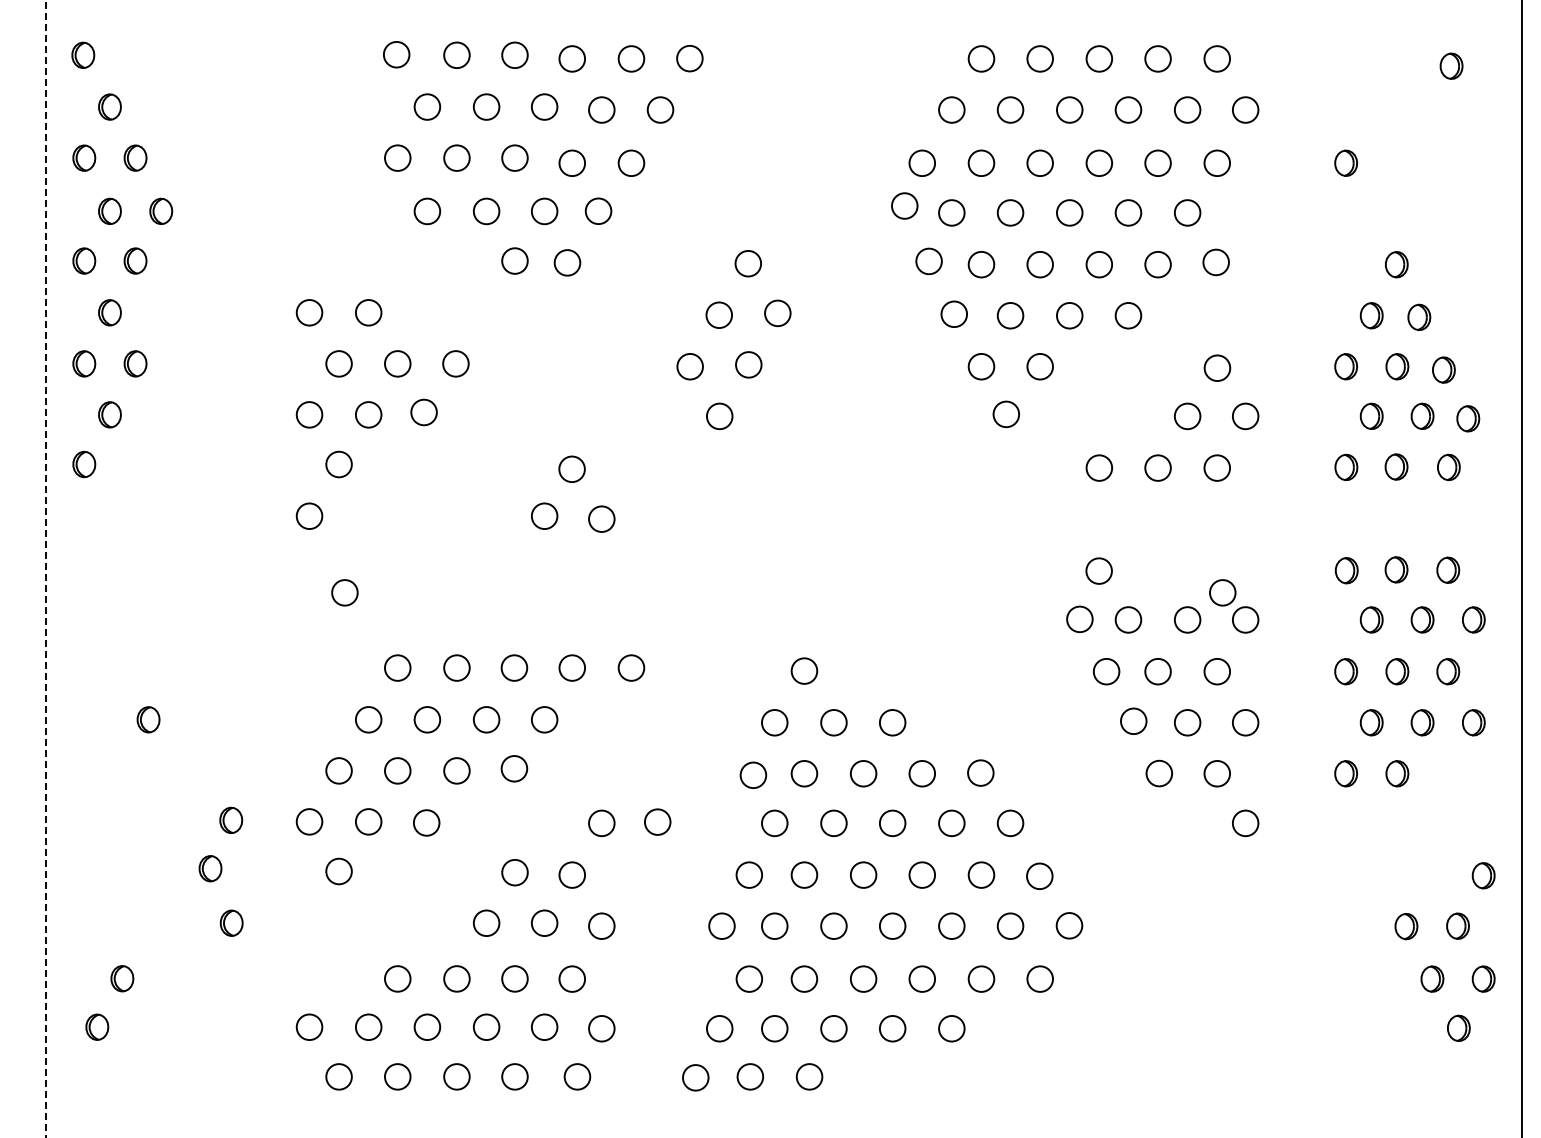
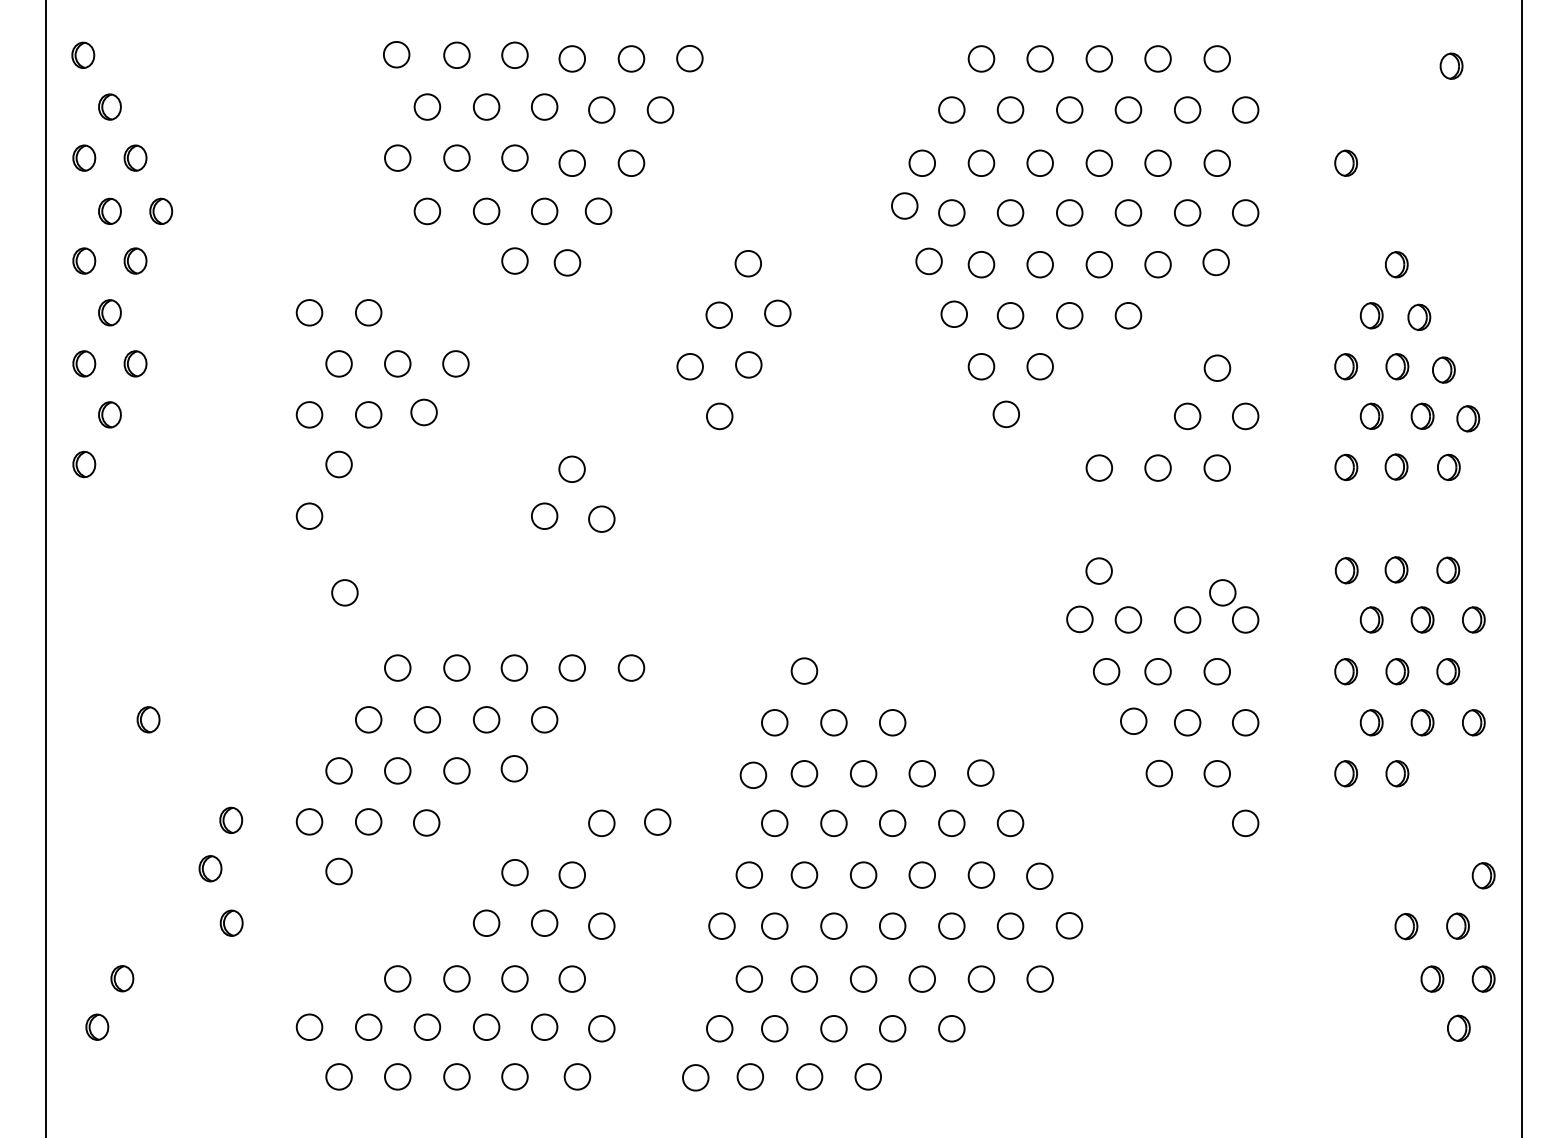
circle: none -> present (1245, 212)
line: dashed -> solid (46, 569)
circle: none -> present (867, 1076)
